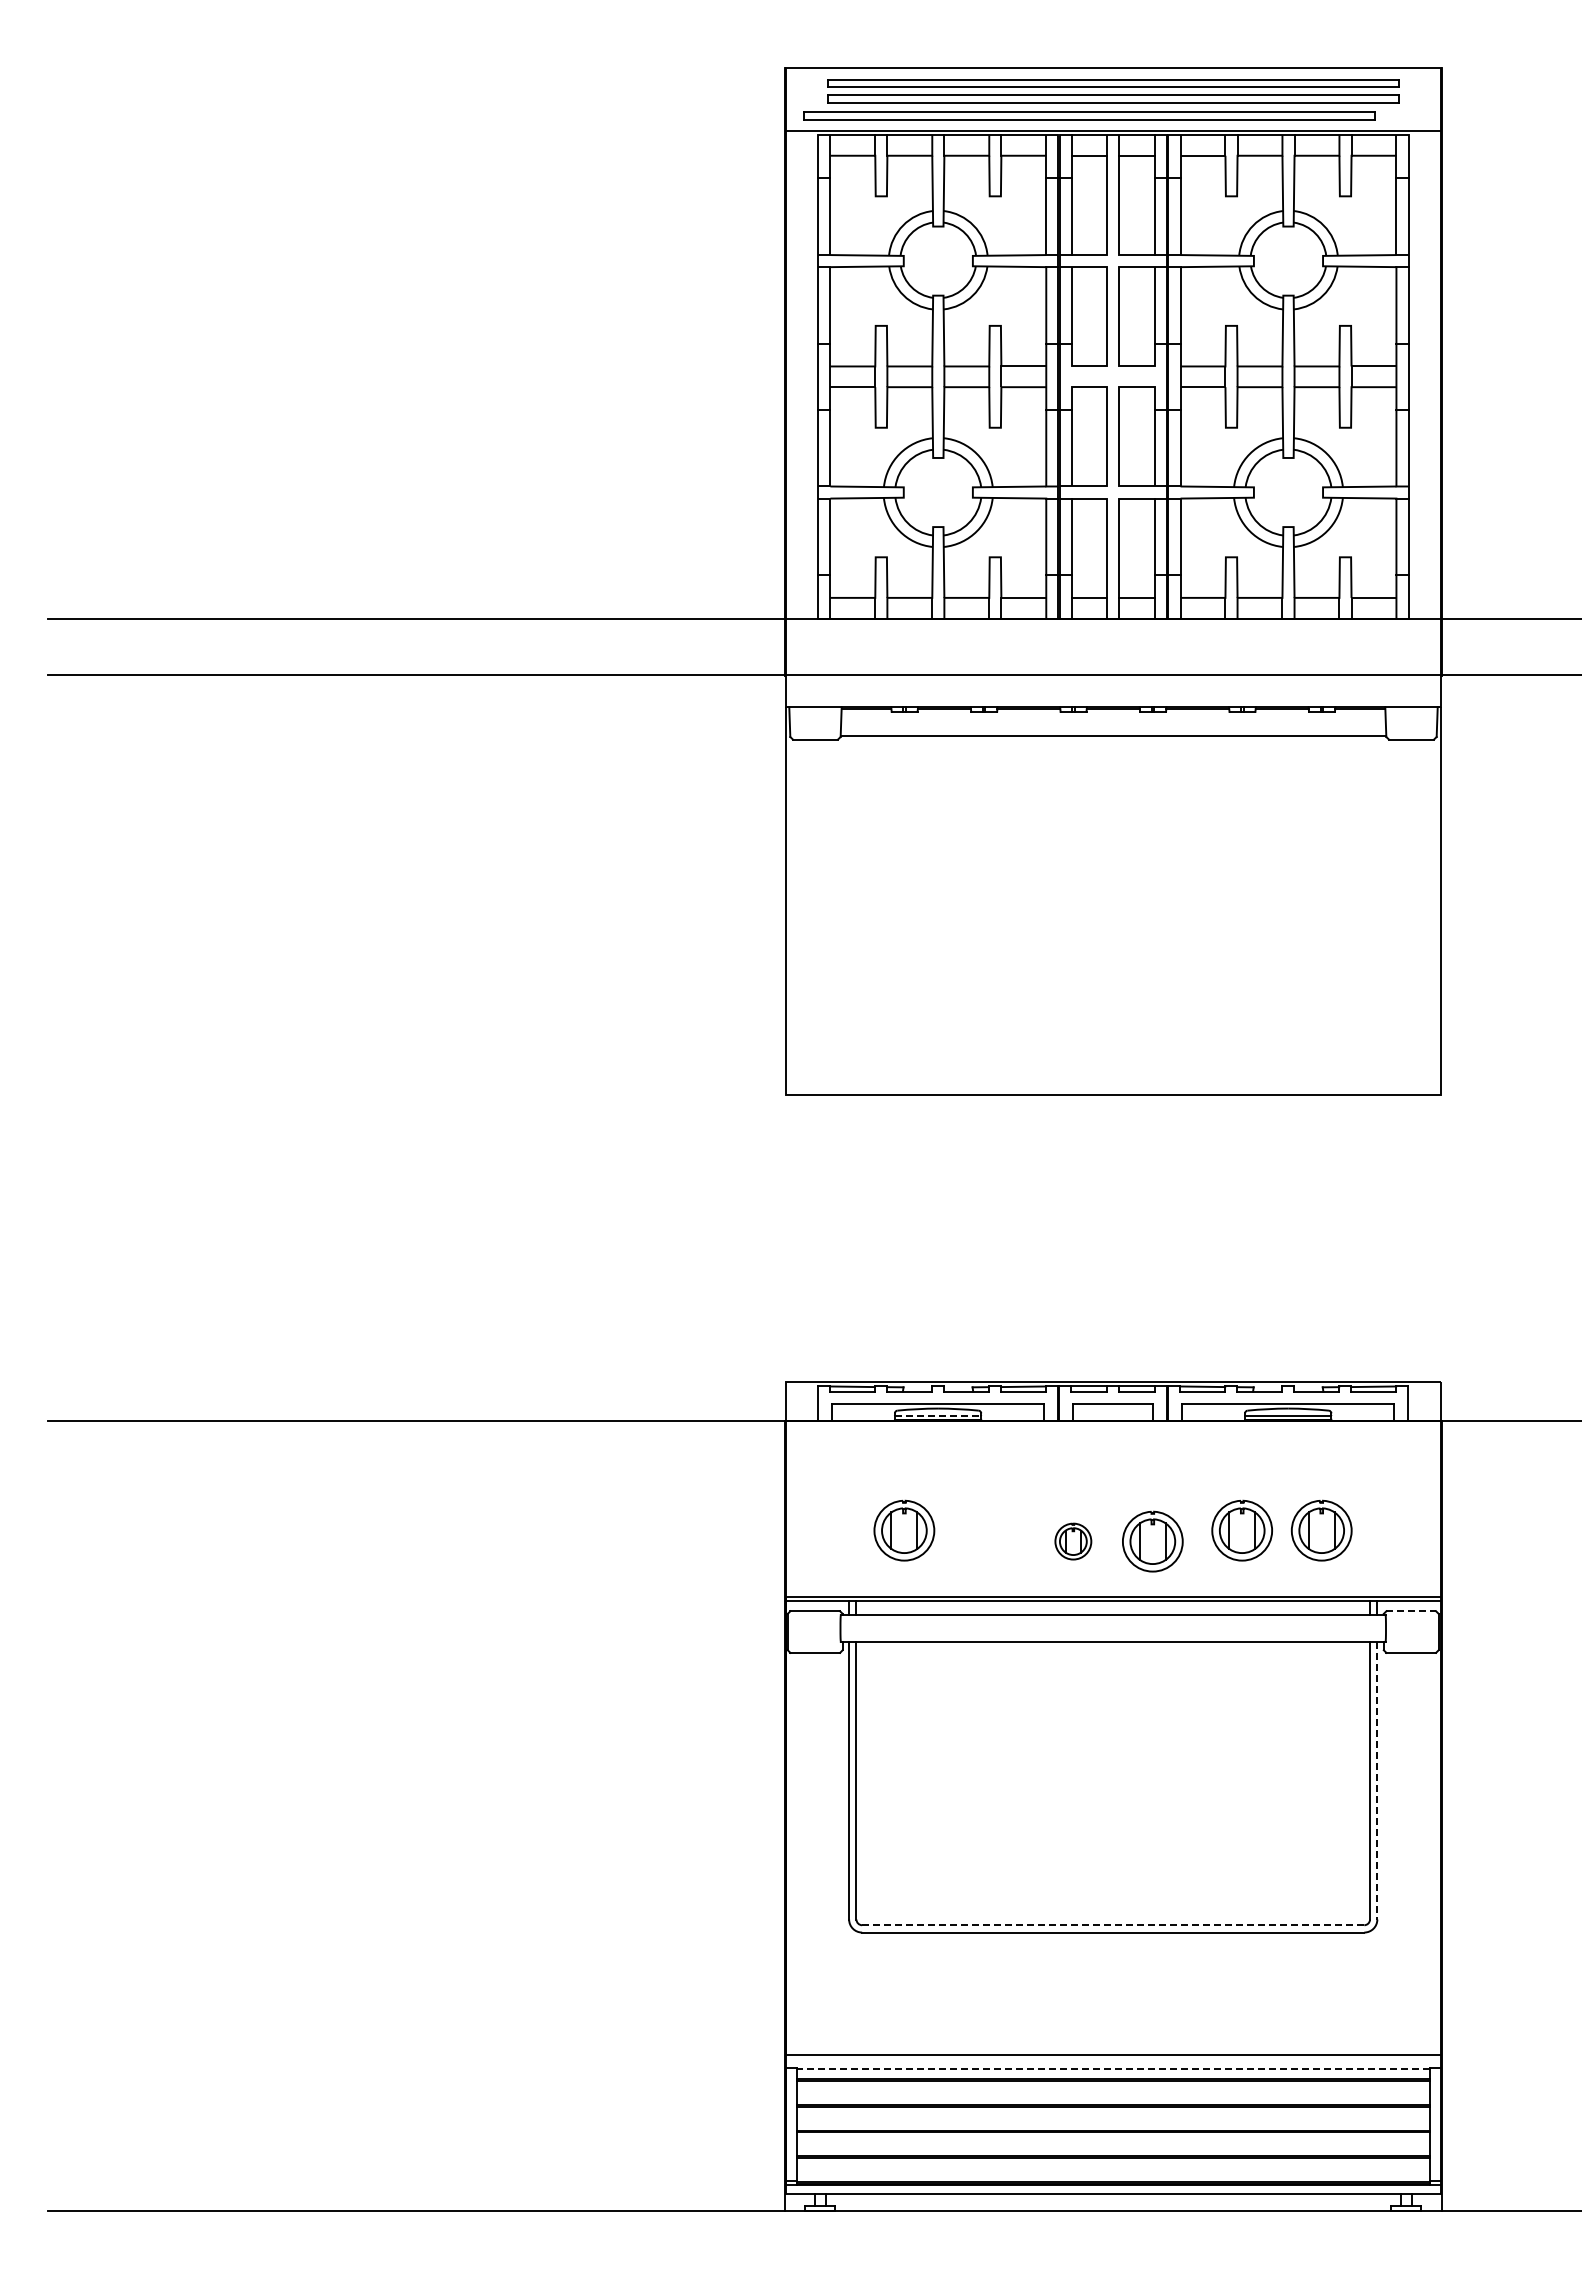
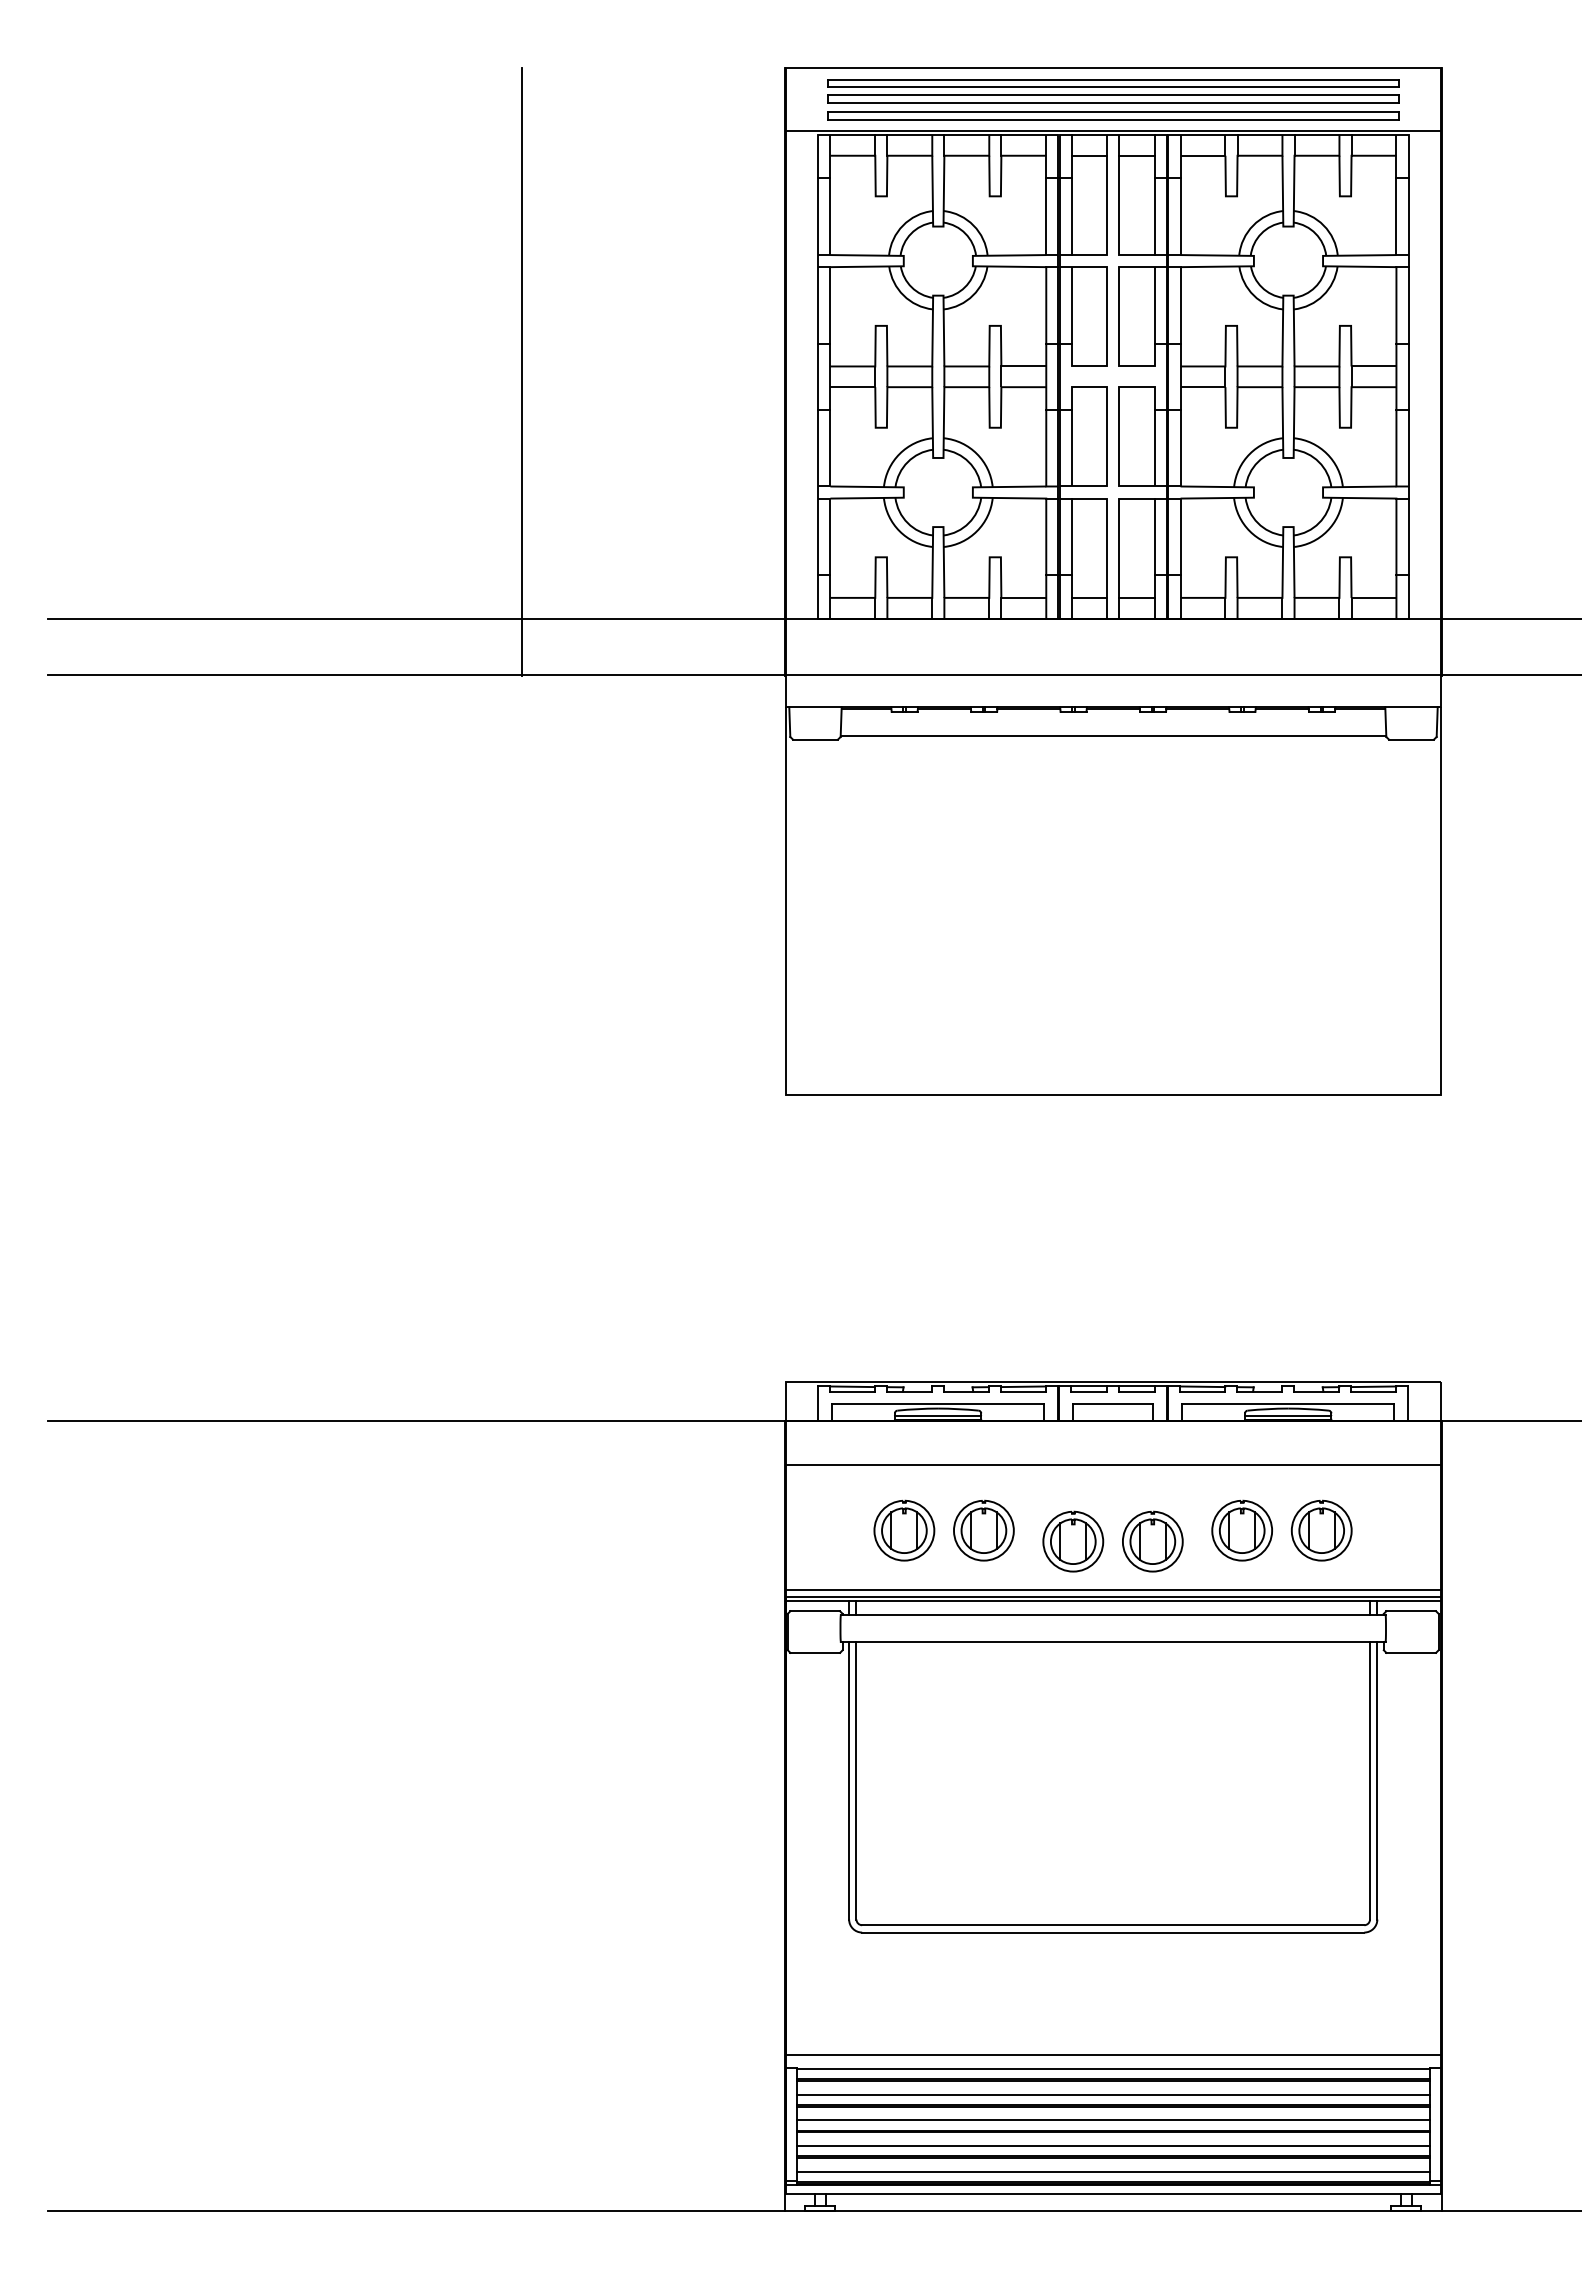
part position: (1089, 115) -> (1113, 115) (1113, 115)
line: none -> present (522, 372)
line: dashed -> solid (938, 1415)
line: none -> present (1112, 1464)
part: none -> present (983, 1530)
part size: 39x39 px -> 63x63 px (1073, 1541)
line: none -> present (1112, 1590)
line: dashed -> solid (1411, 1611)
line: dashed -> solid (1377, 1780)
line: dashed -> solid (1112, 1925)
line: dashed -> solid (1112, 2069)
line: none -> present (1112, 2094)
line: none -> present (1112, 2120)
line: none -> present (1112, 2145)
line: none -> present (1112, 2171)
